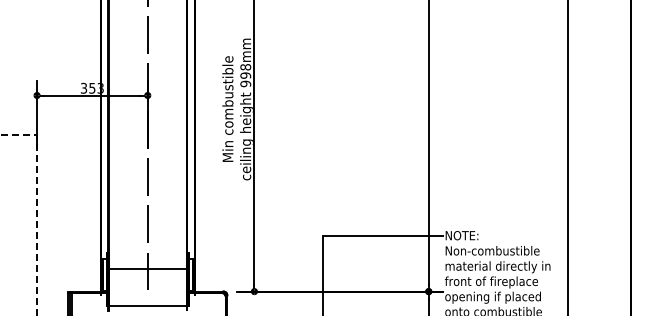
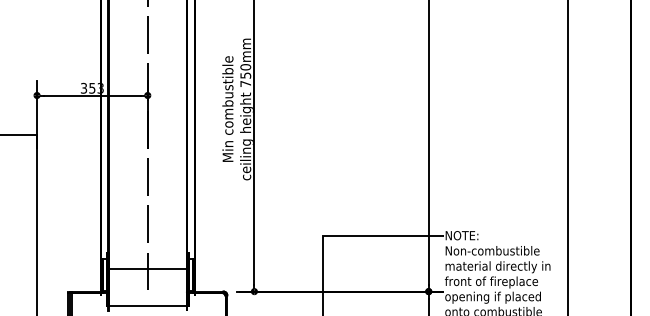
text: 998mm -> 750mm (245, 75)
line: dashed -> solid (37, 206)
